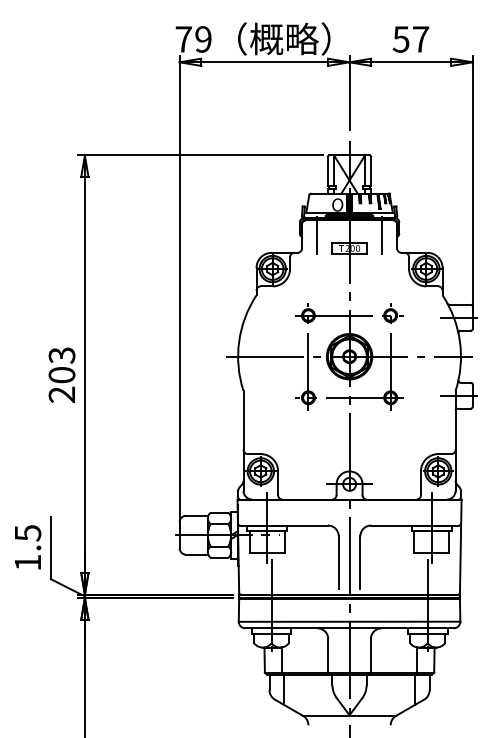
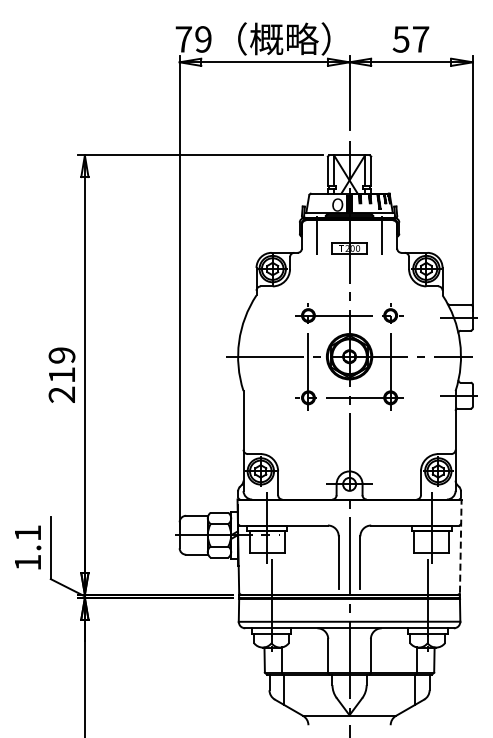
text: 203 -> 219 (61, 365)
text: 1.5 -> 1.1 (28, 533)
line: solid -> dashed (460, 546)
